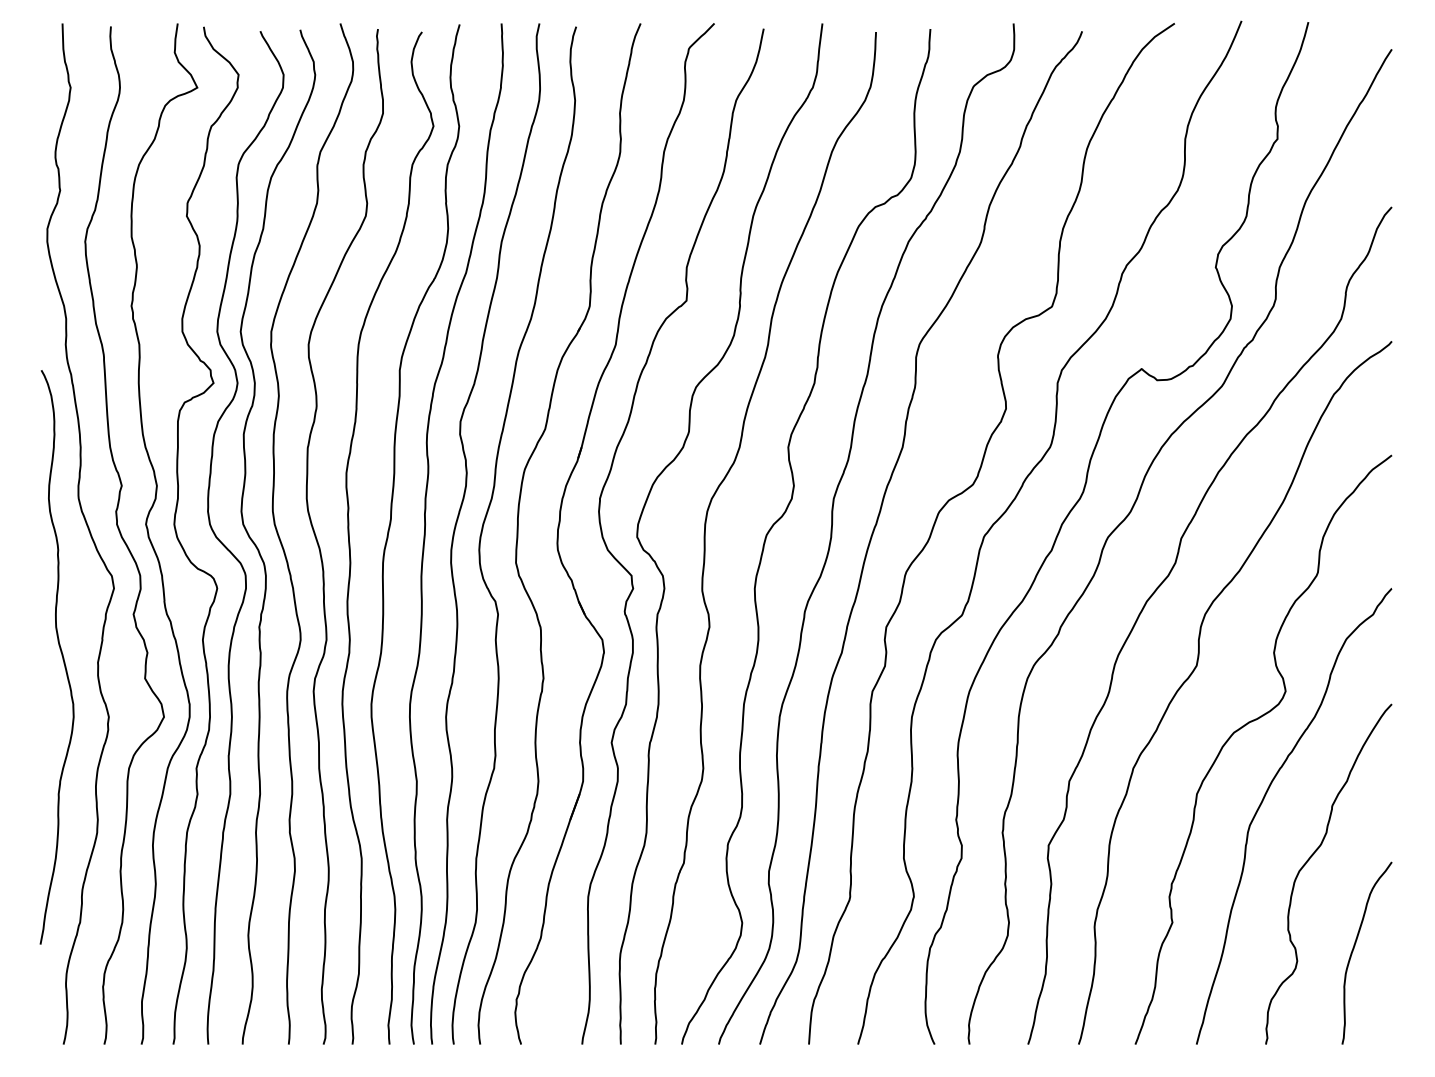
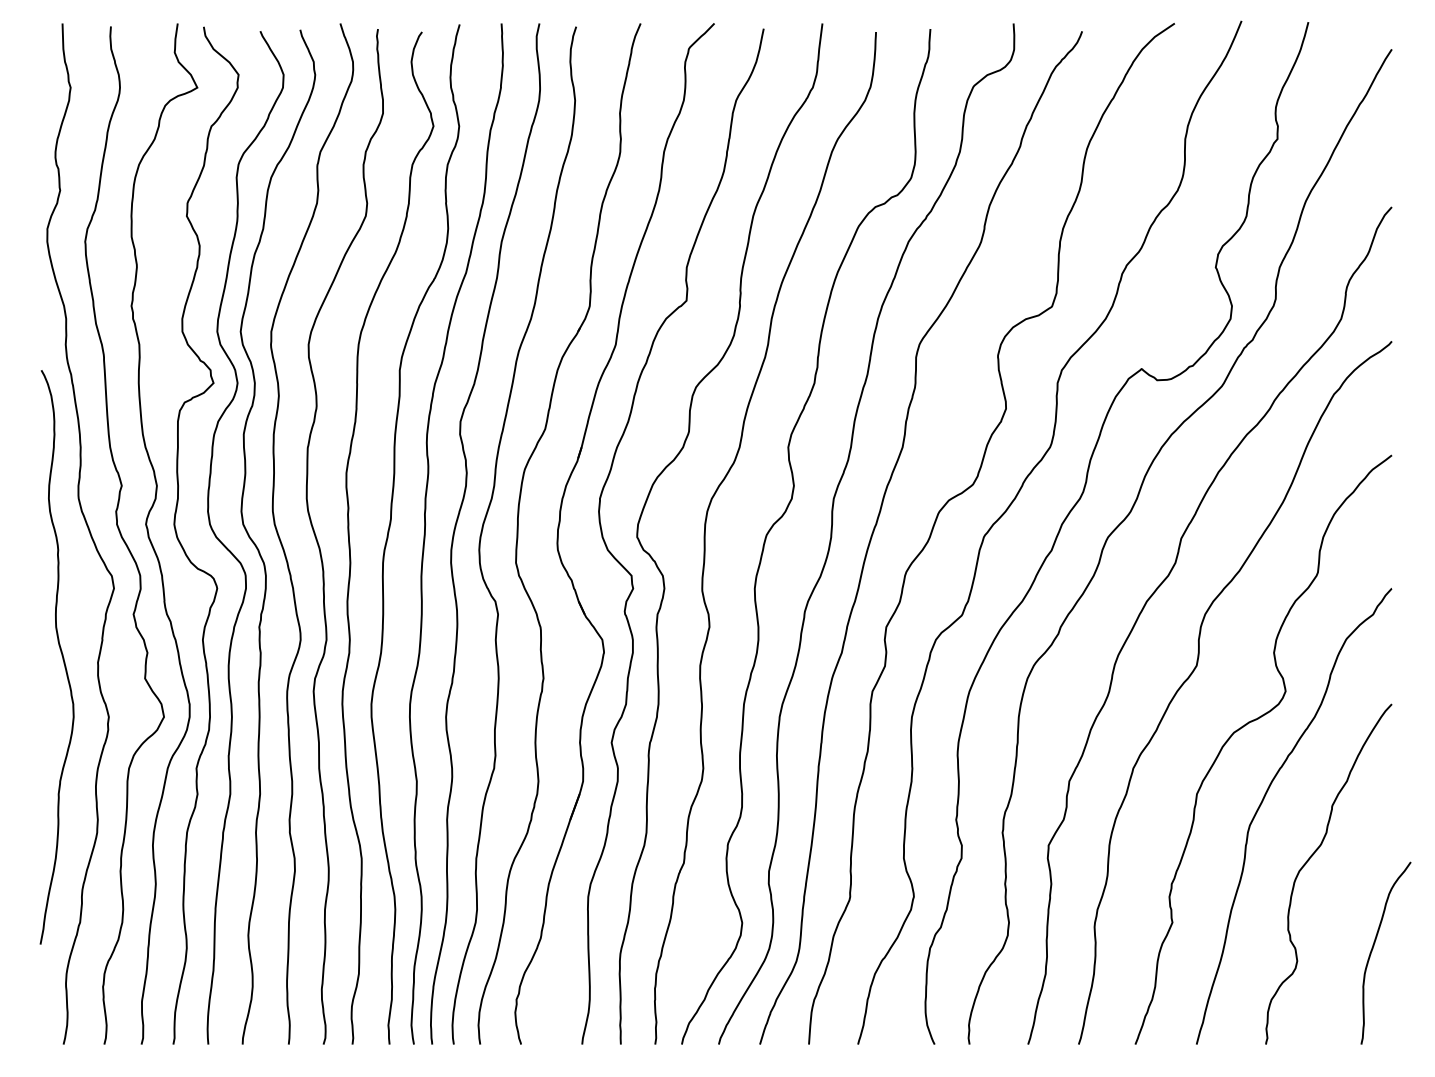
curve position: (1354, 949) -> (1373, 949) (1373, 949)
